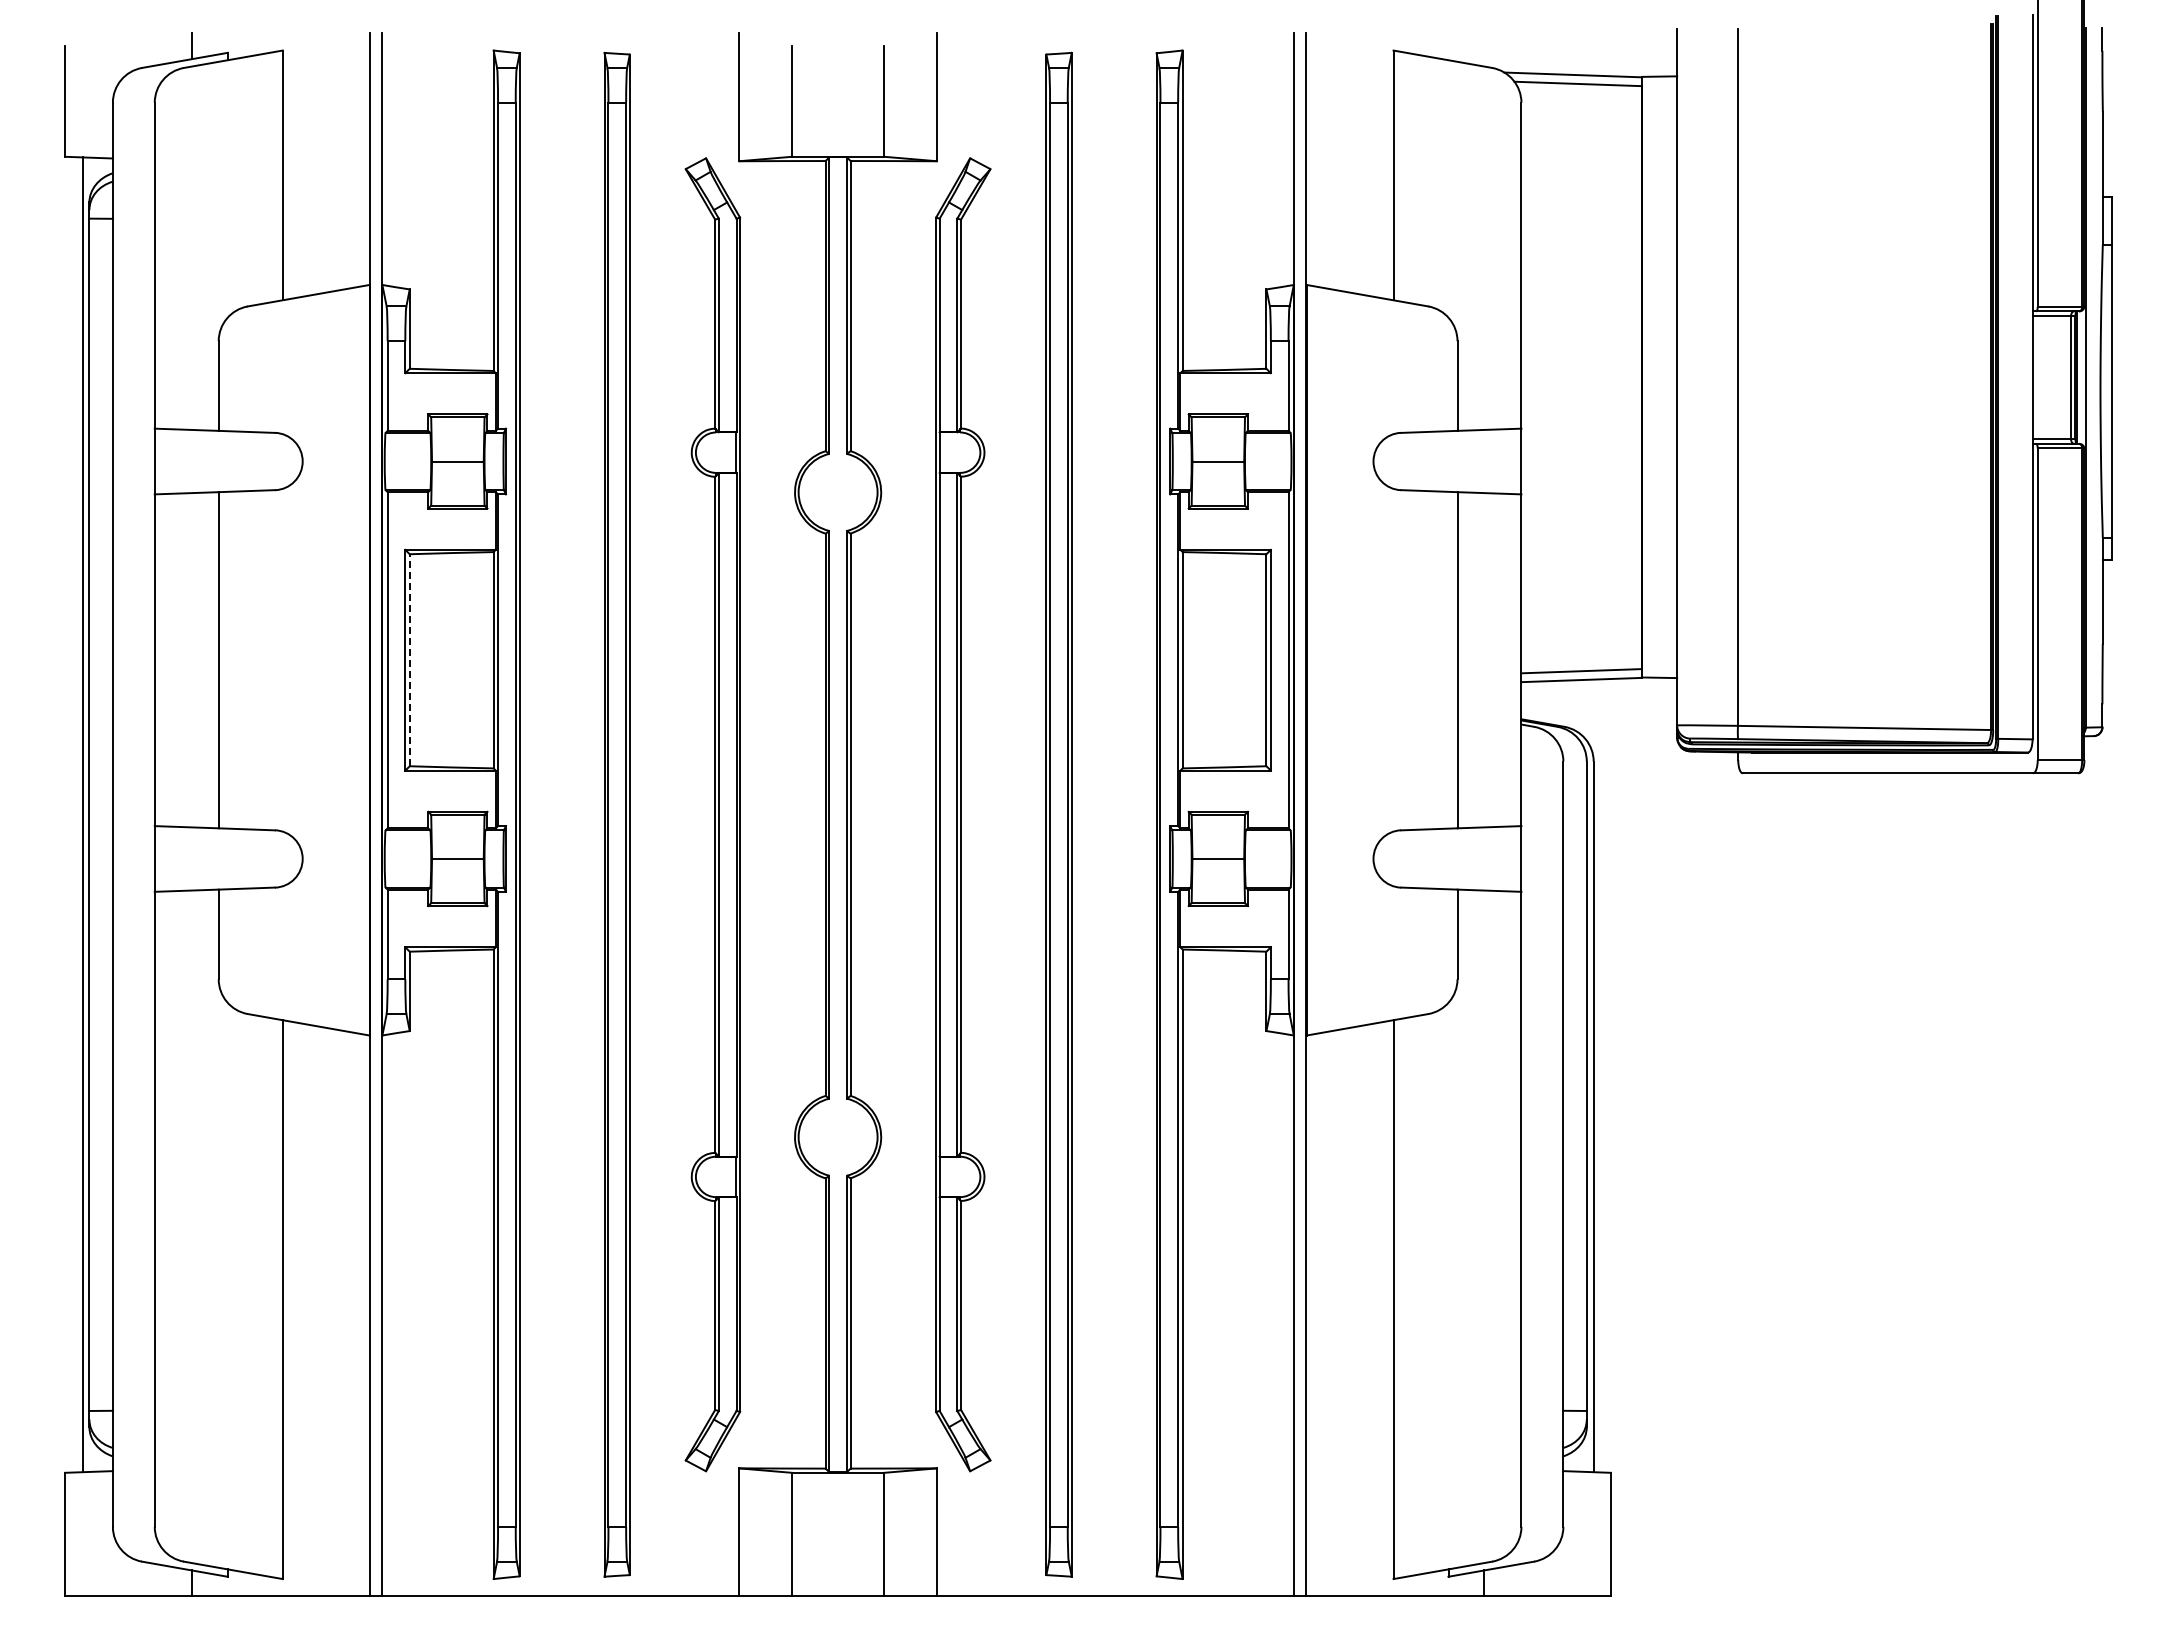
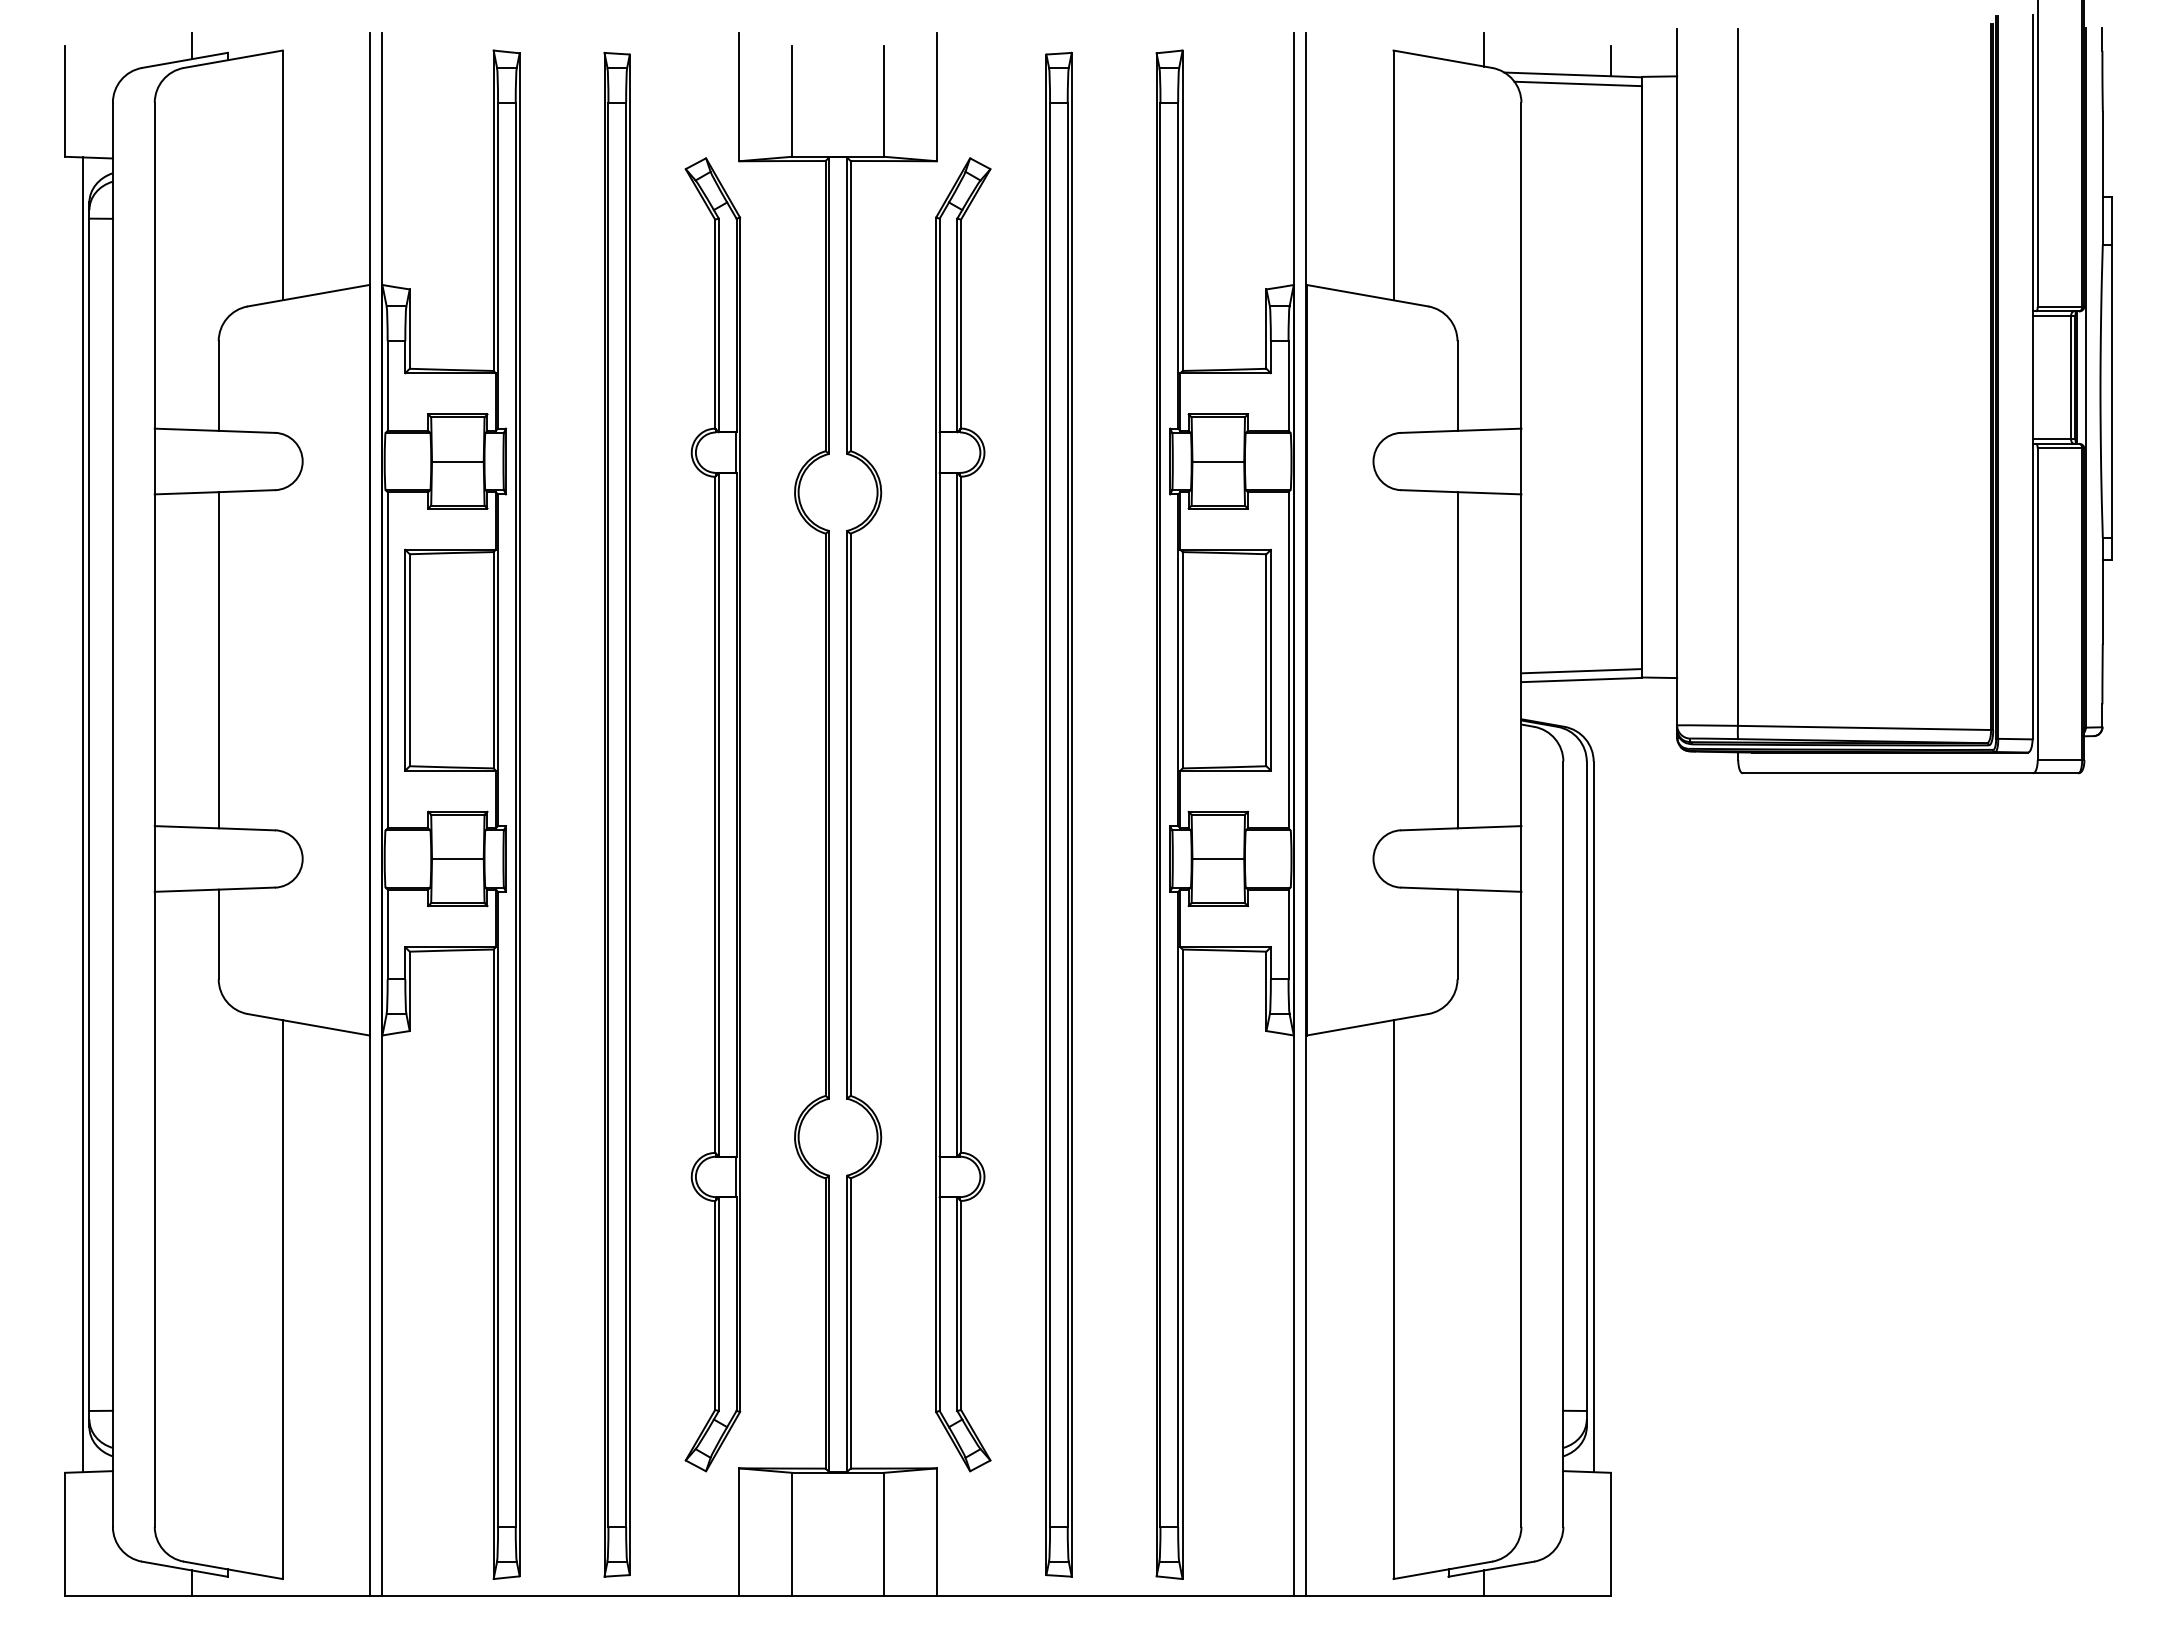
line: none -> present (1484, 49)
line: none -> present (1610, 61)
line: dashed -> solid (409, 660)
